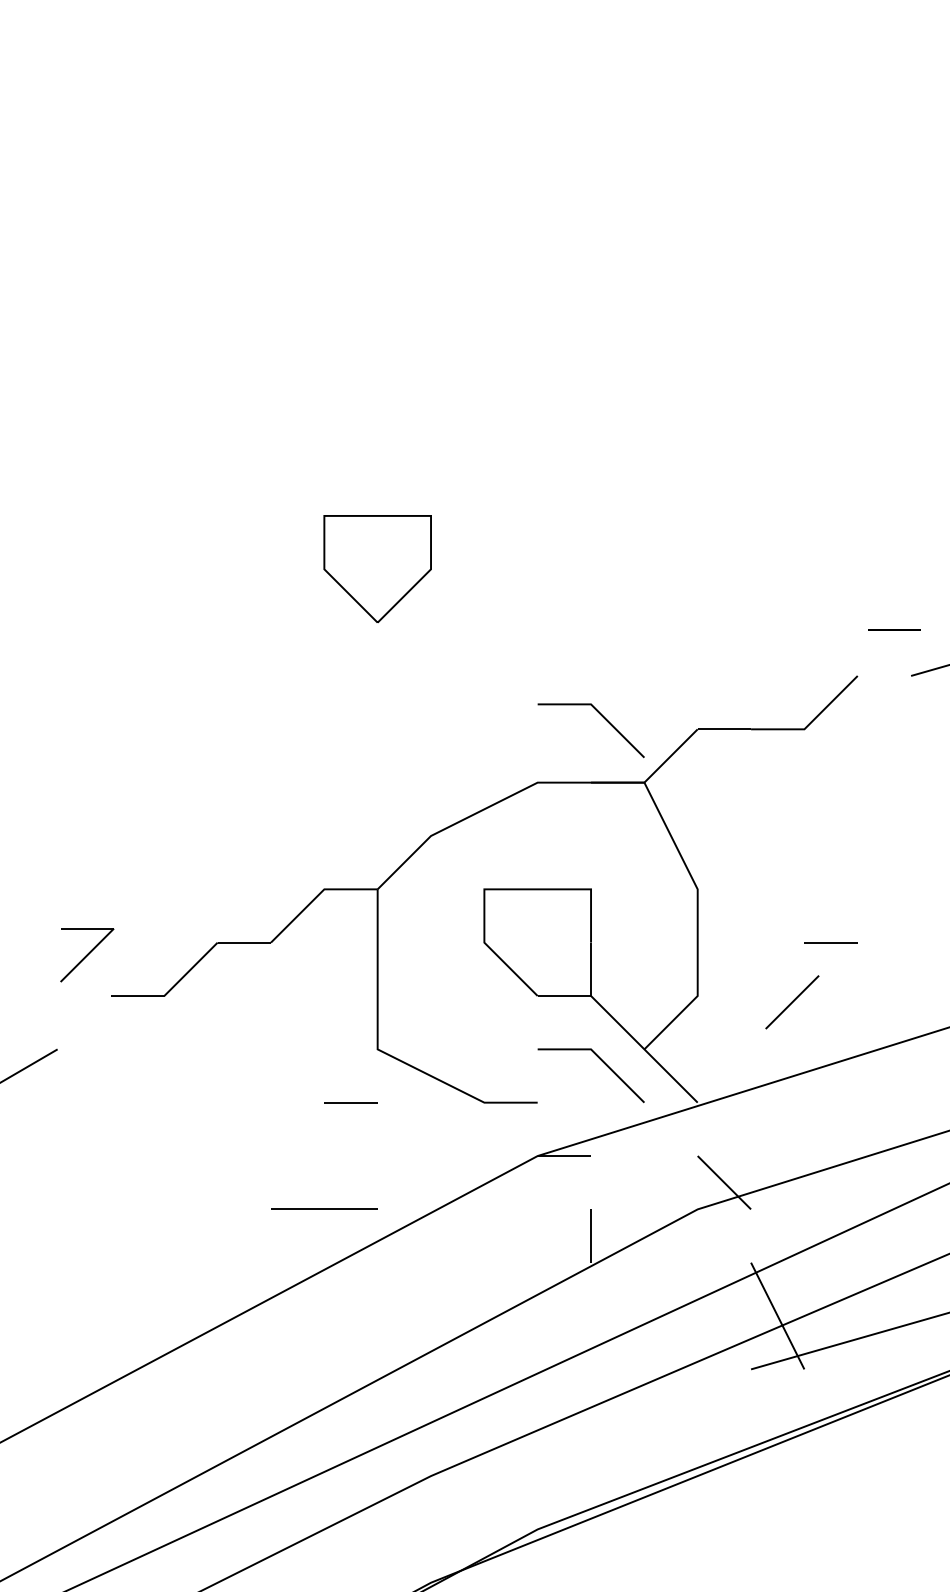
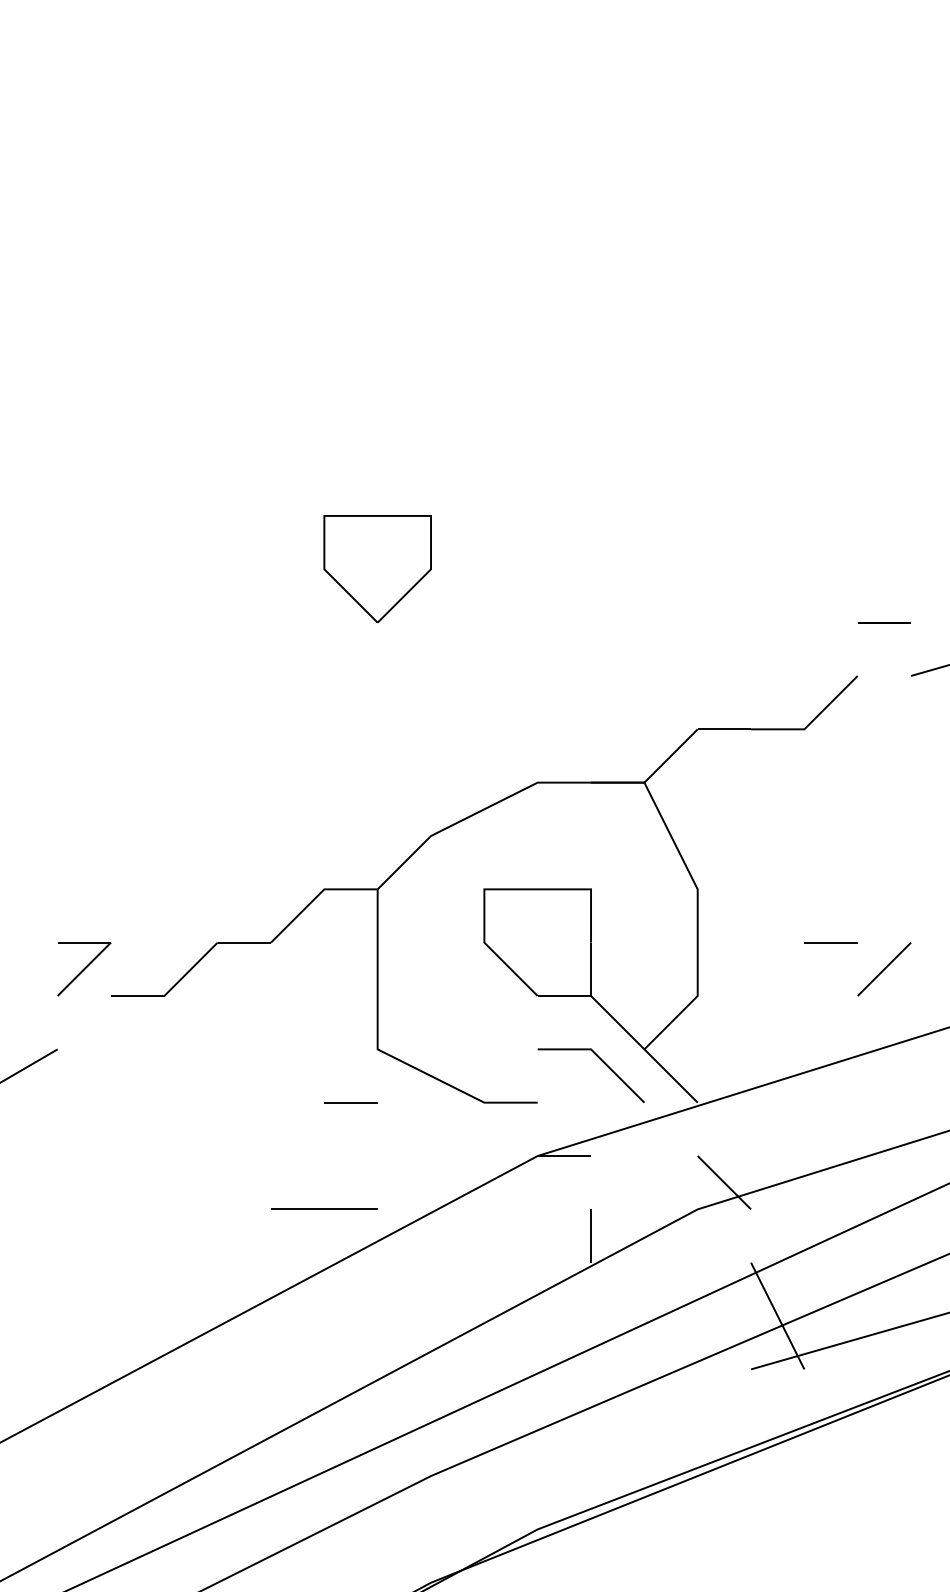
line position: (894, 629) -> (884, 622) (884, 622)
curve: present -> none (602, 717)
part position: (87, 955) -> (84, 969) (84, 969)
line position: (792, 1002) -> (884, 969) (884, 969)
